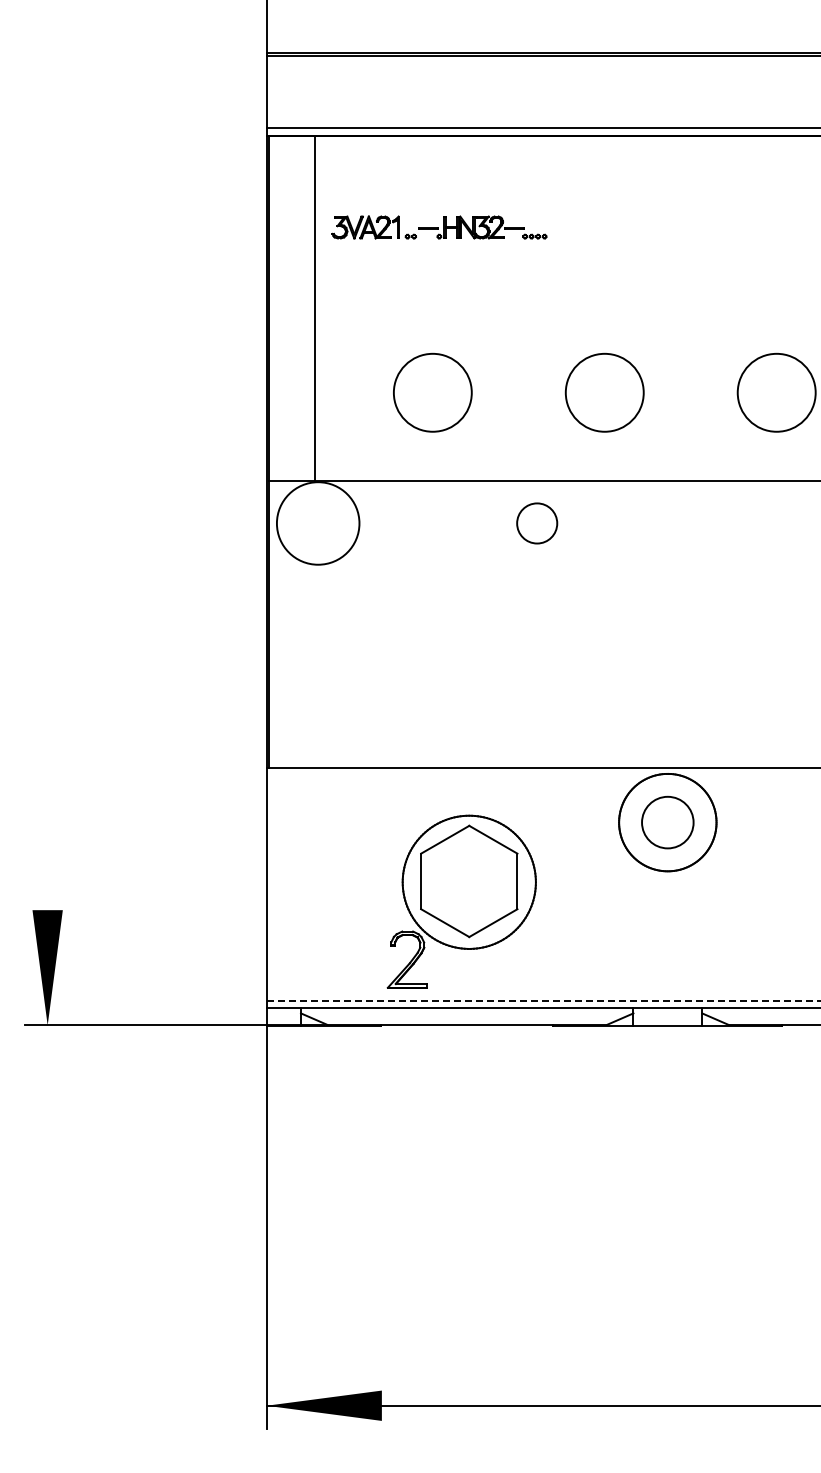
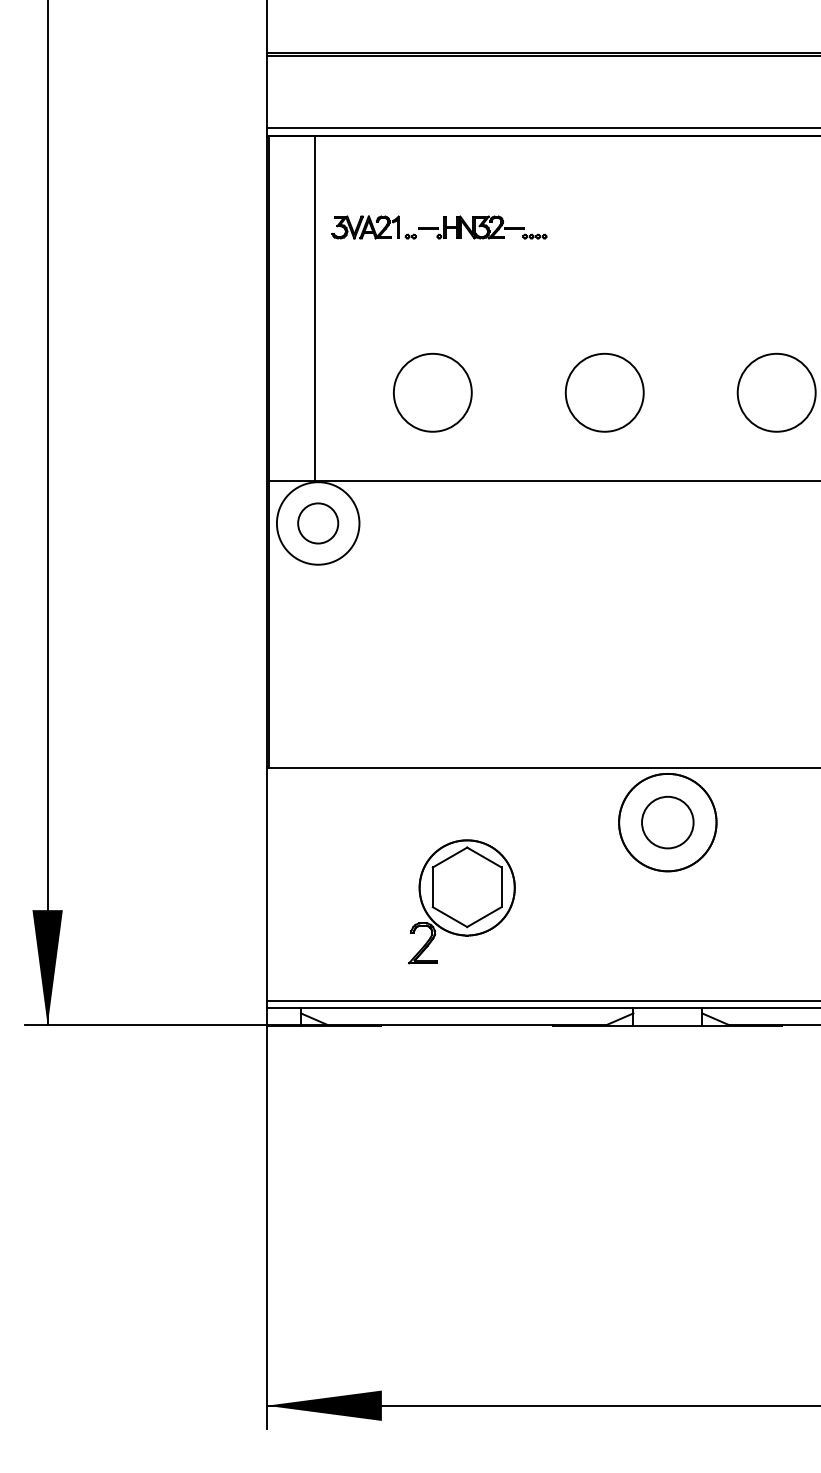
line: none -> present (47, 513)
circle position: (537, 523) -> (318, 523) (318, 523)
part size: 151x175 px -> 108x126 px (461, 901)
line: dashed -> solid (543, 1000)
